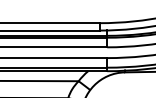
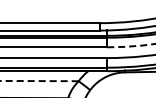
arc: solid -> dashed (132, 46)
line: solid -> dashed (39, 81)
